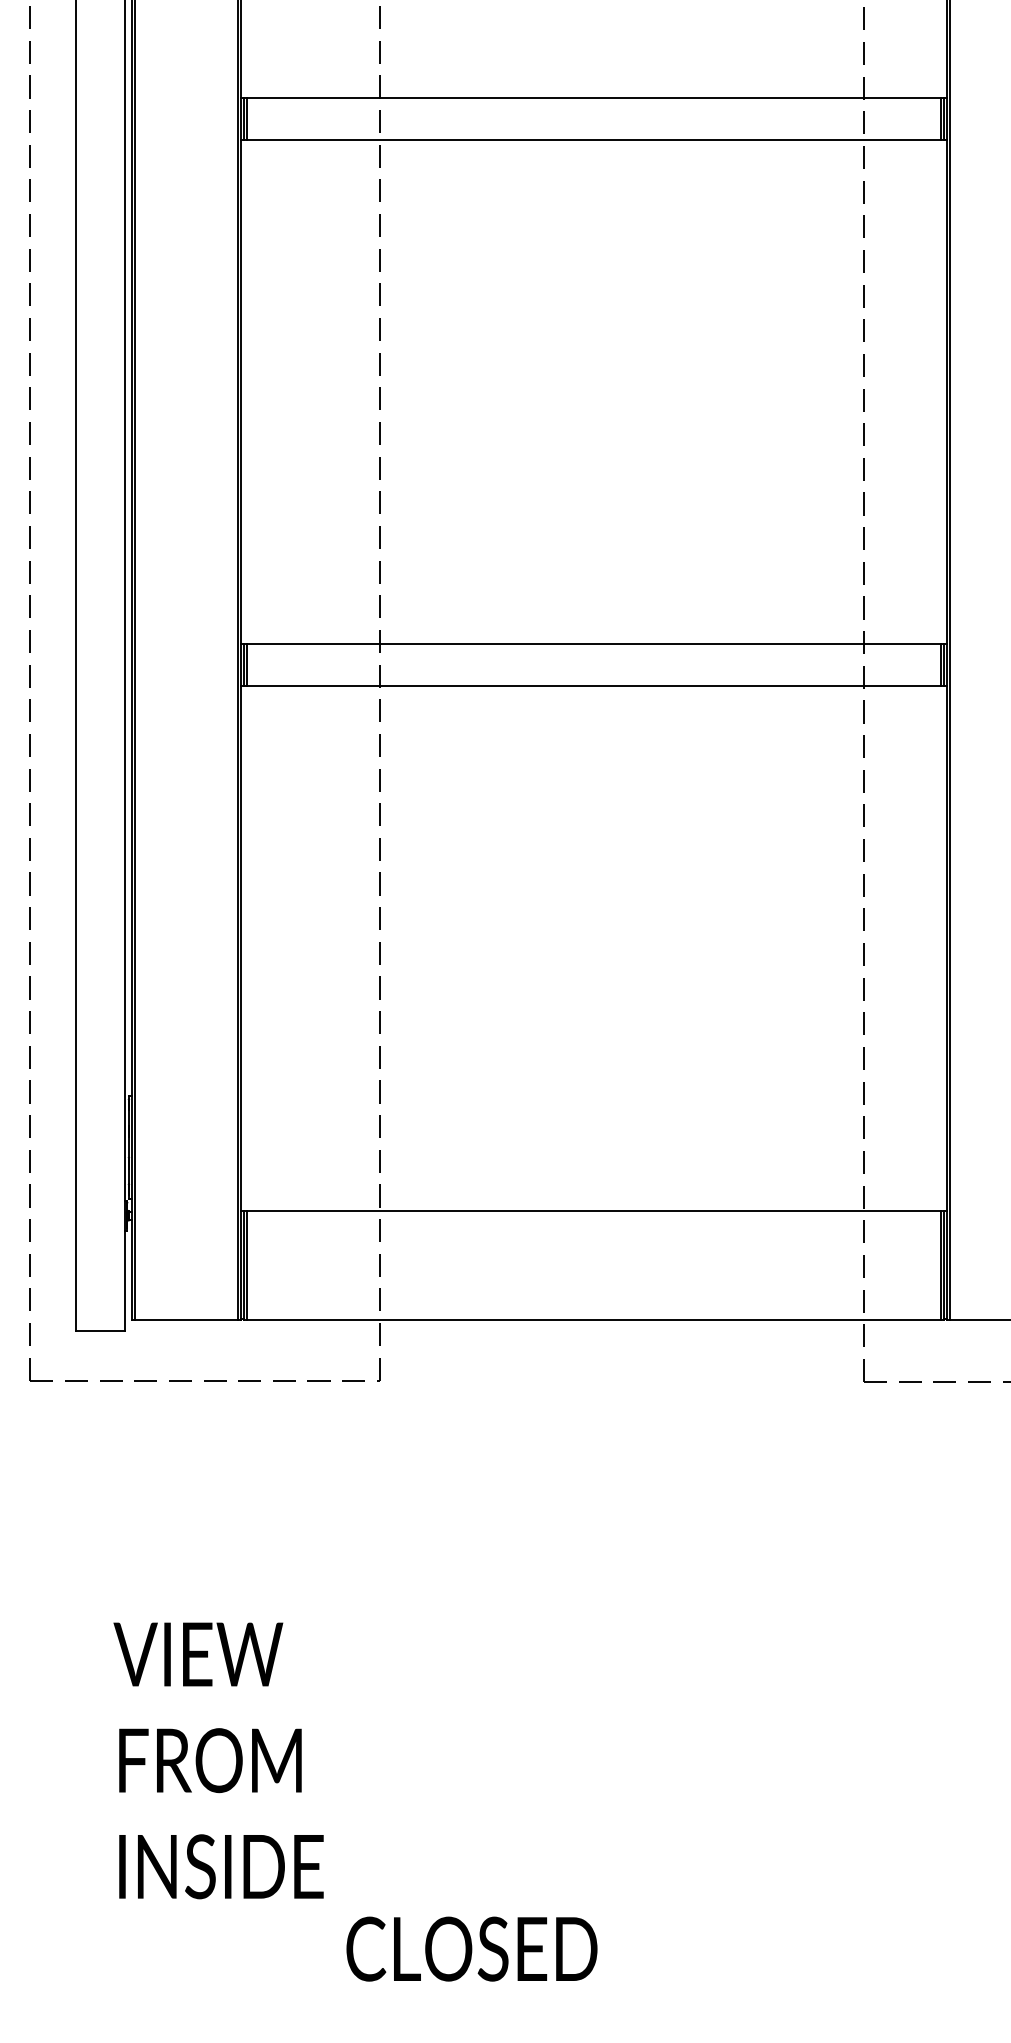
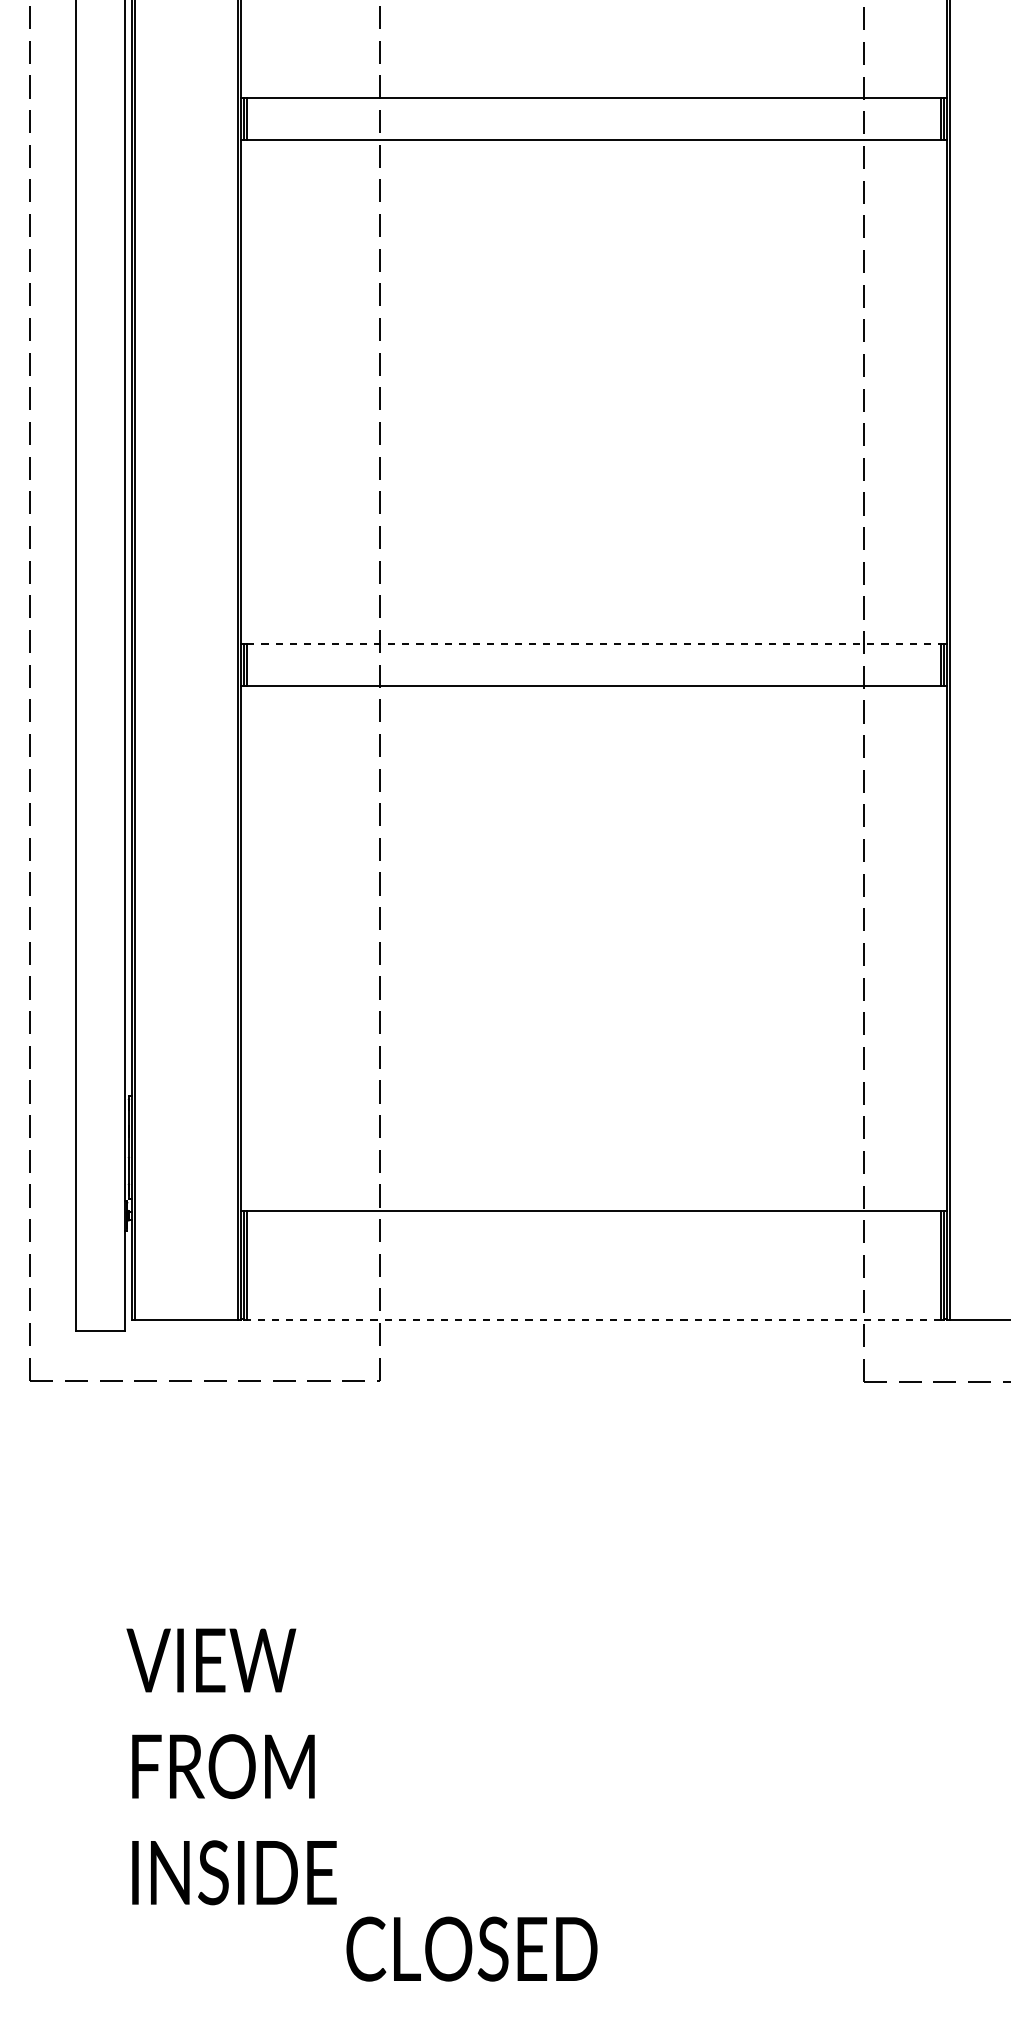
line: solid -> dashed (594, 643)
line: solid -> dashed (594, 1320)
text position: (218, 1760) -> (231, 1766) (231, 1766)
